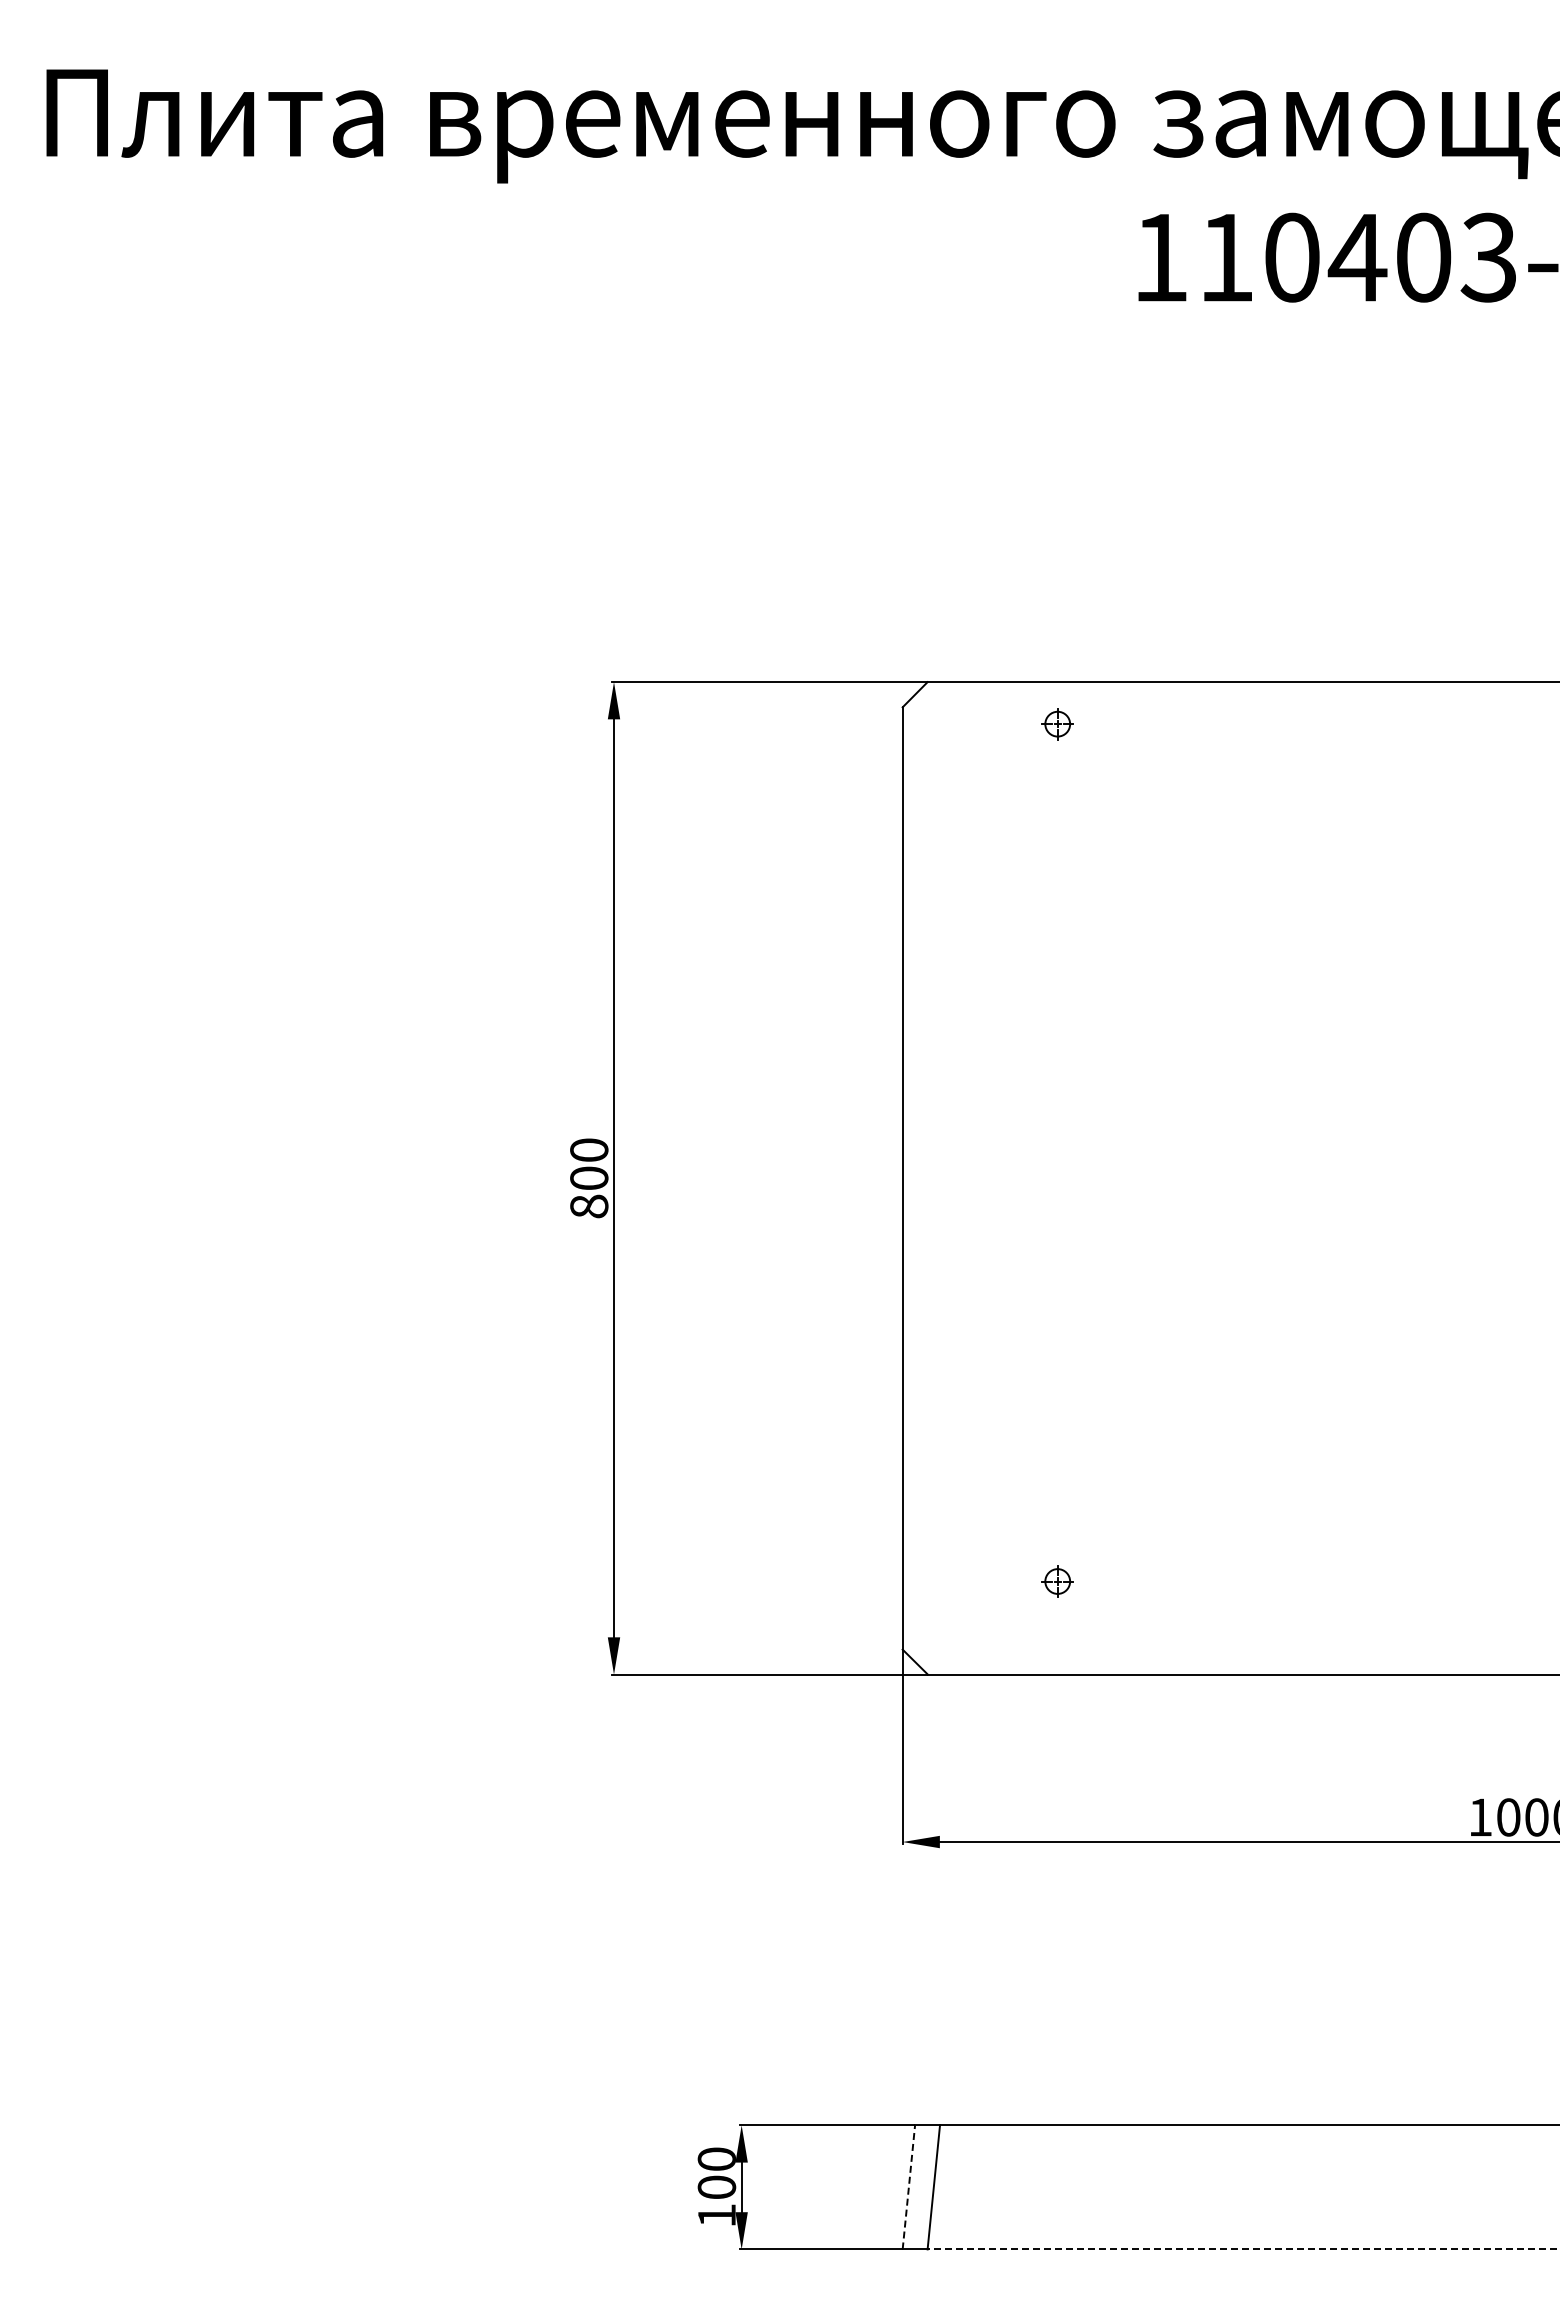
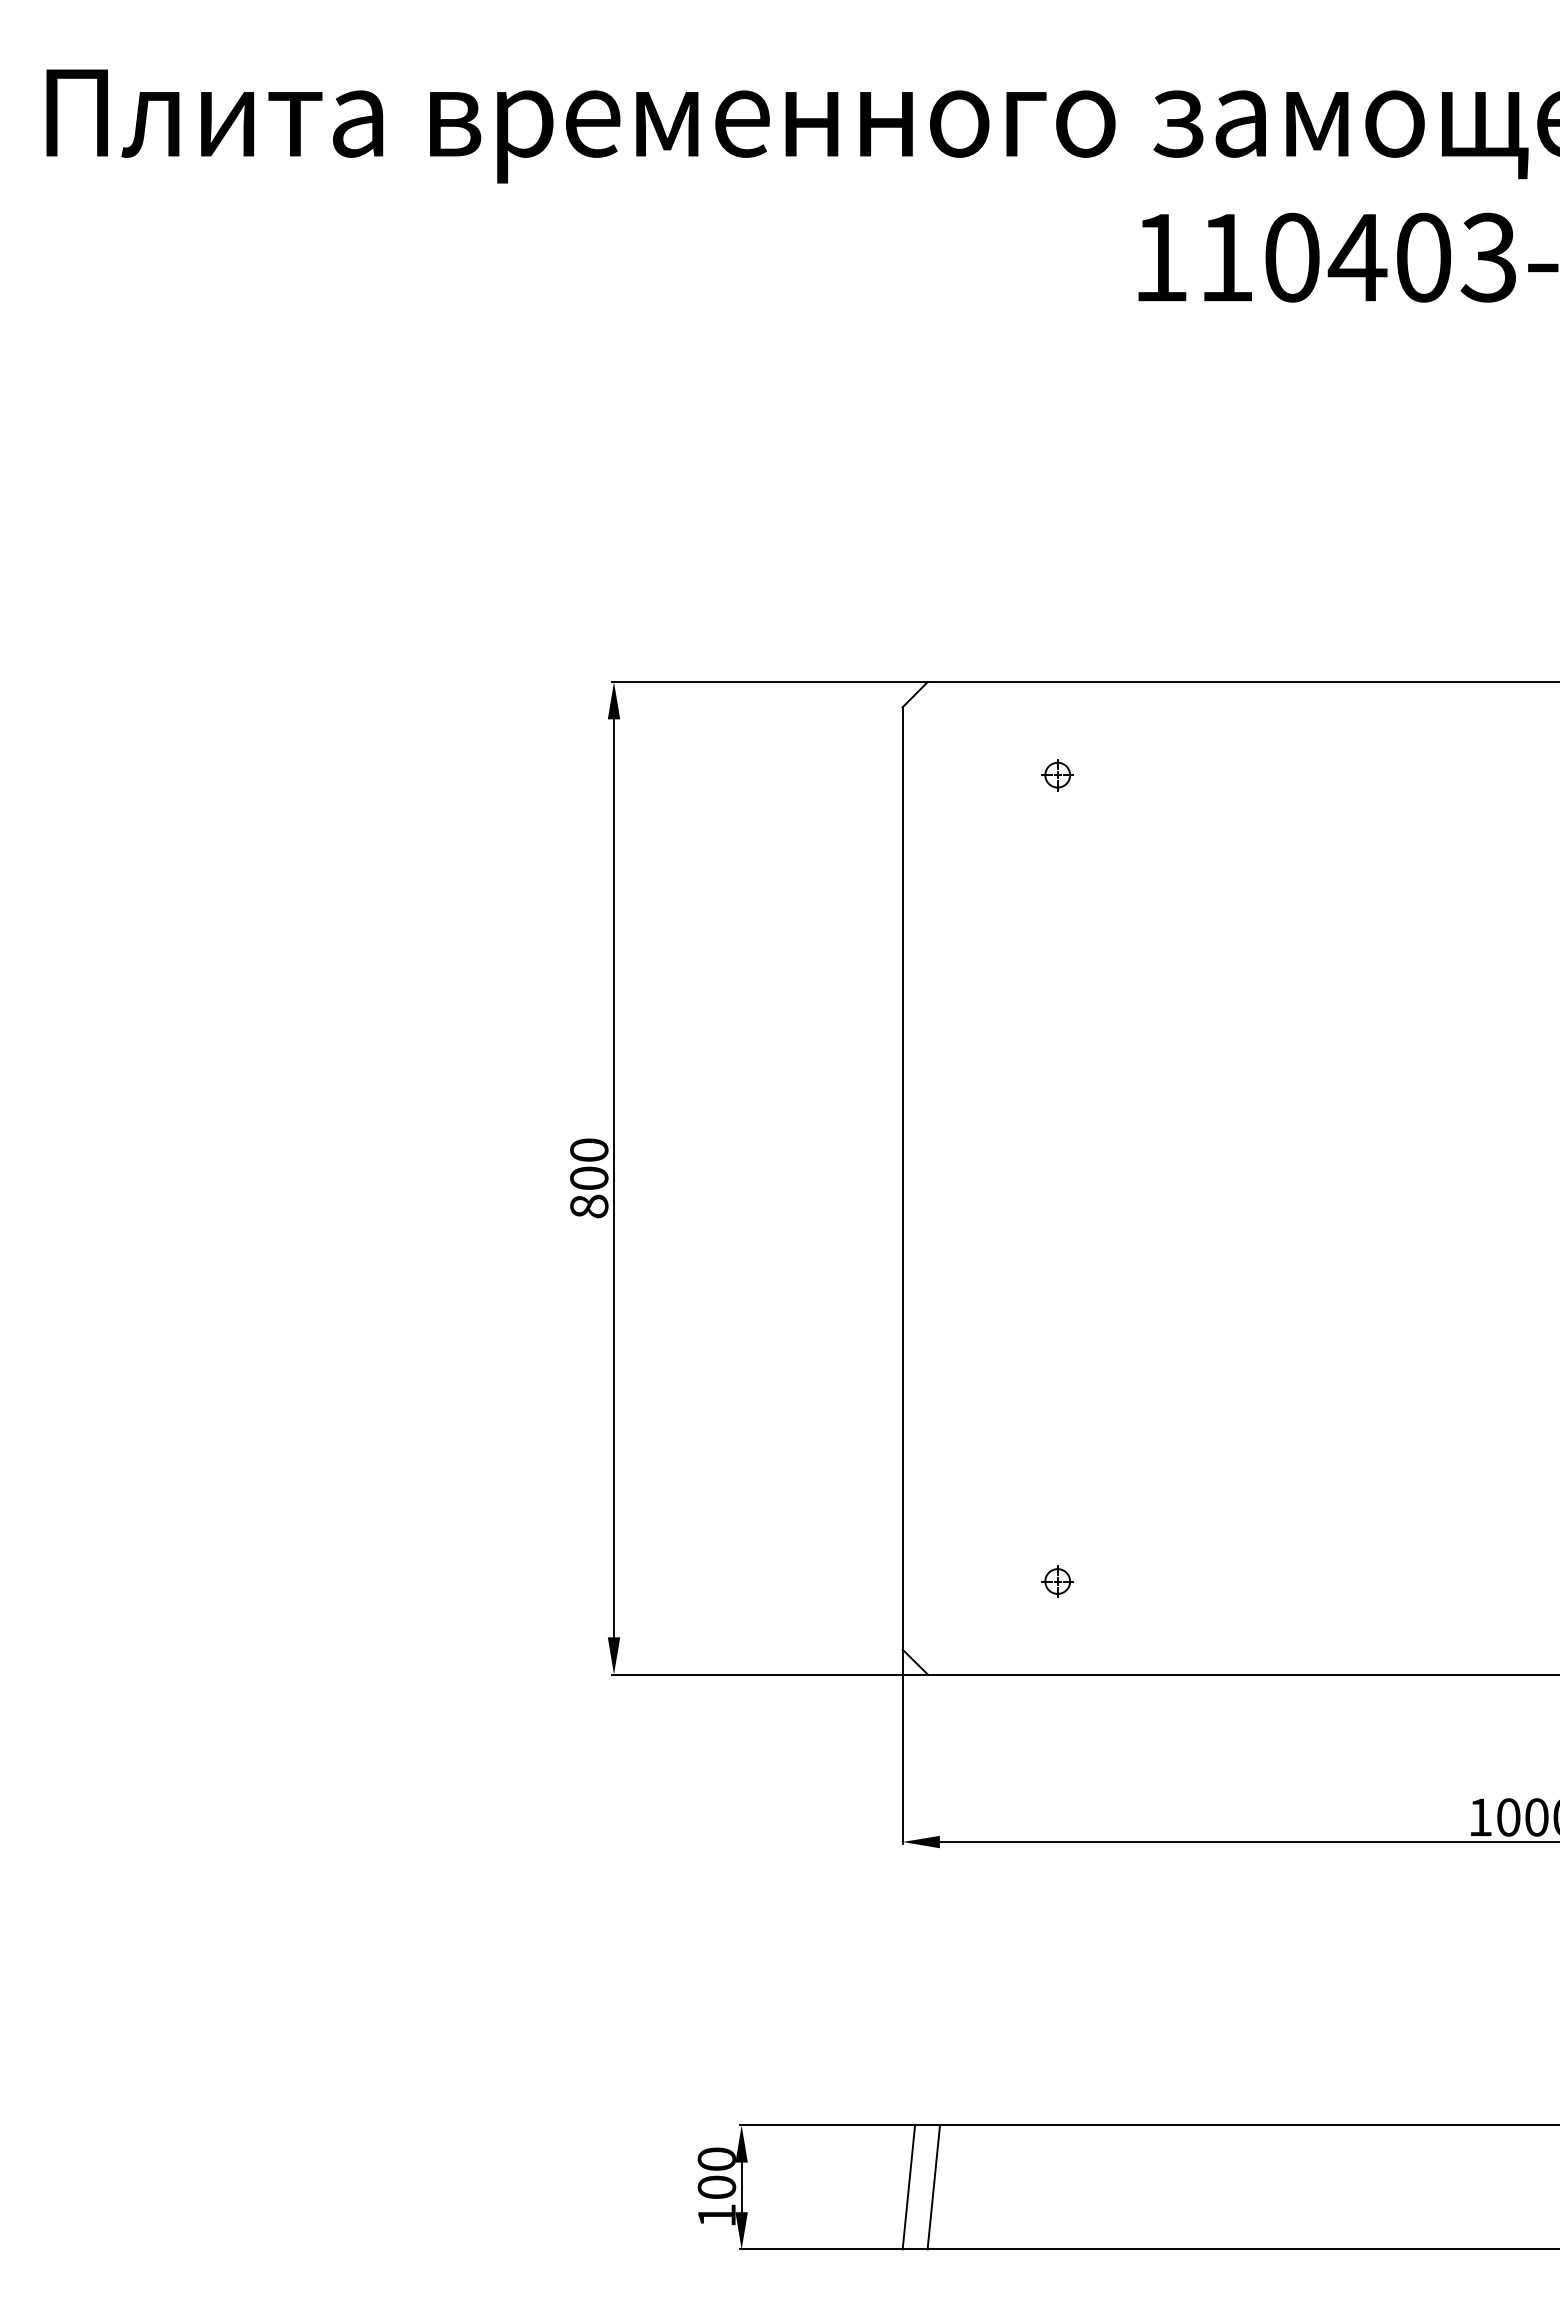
part position: (1057, 724) -> (1057, 775) (1057, 775)
line: dashed -> solid (908, 2186)
line: dashed -> solid (1243, 2249)
